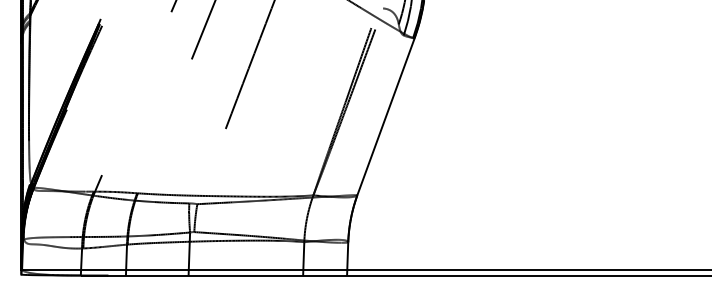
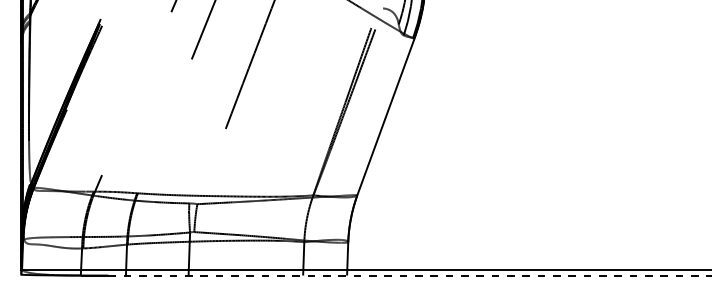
line: solid -> dashed (410, 275)
